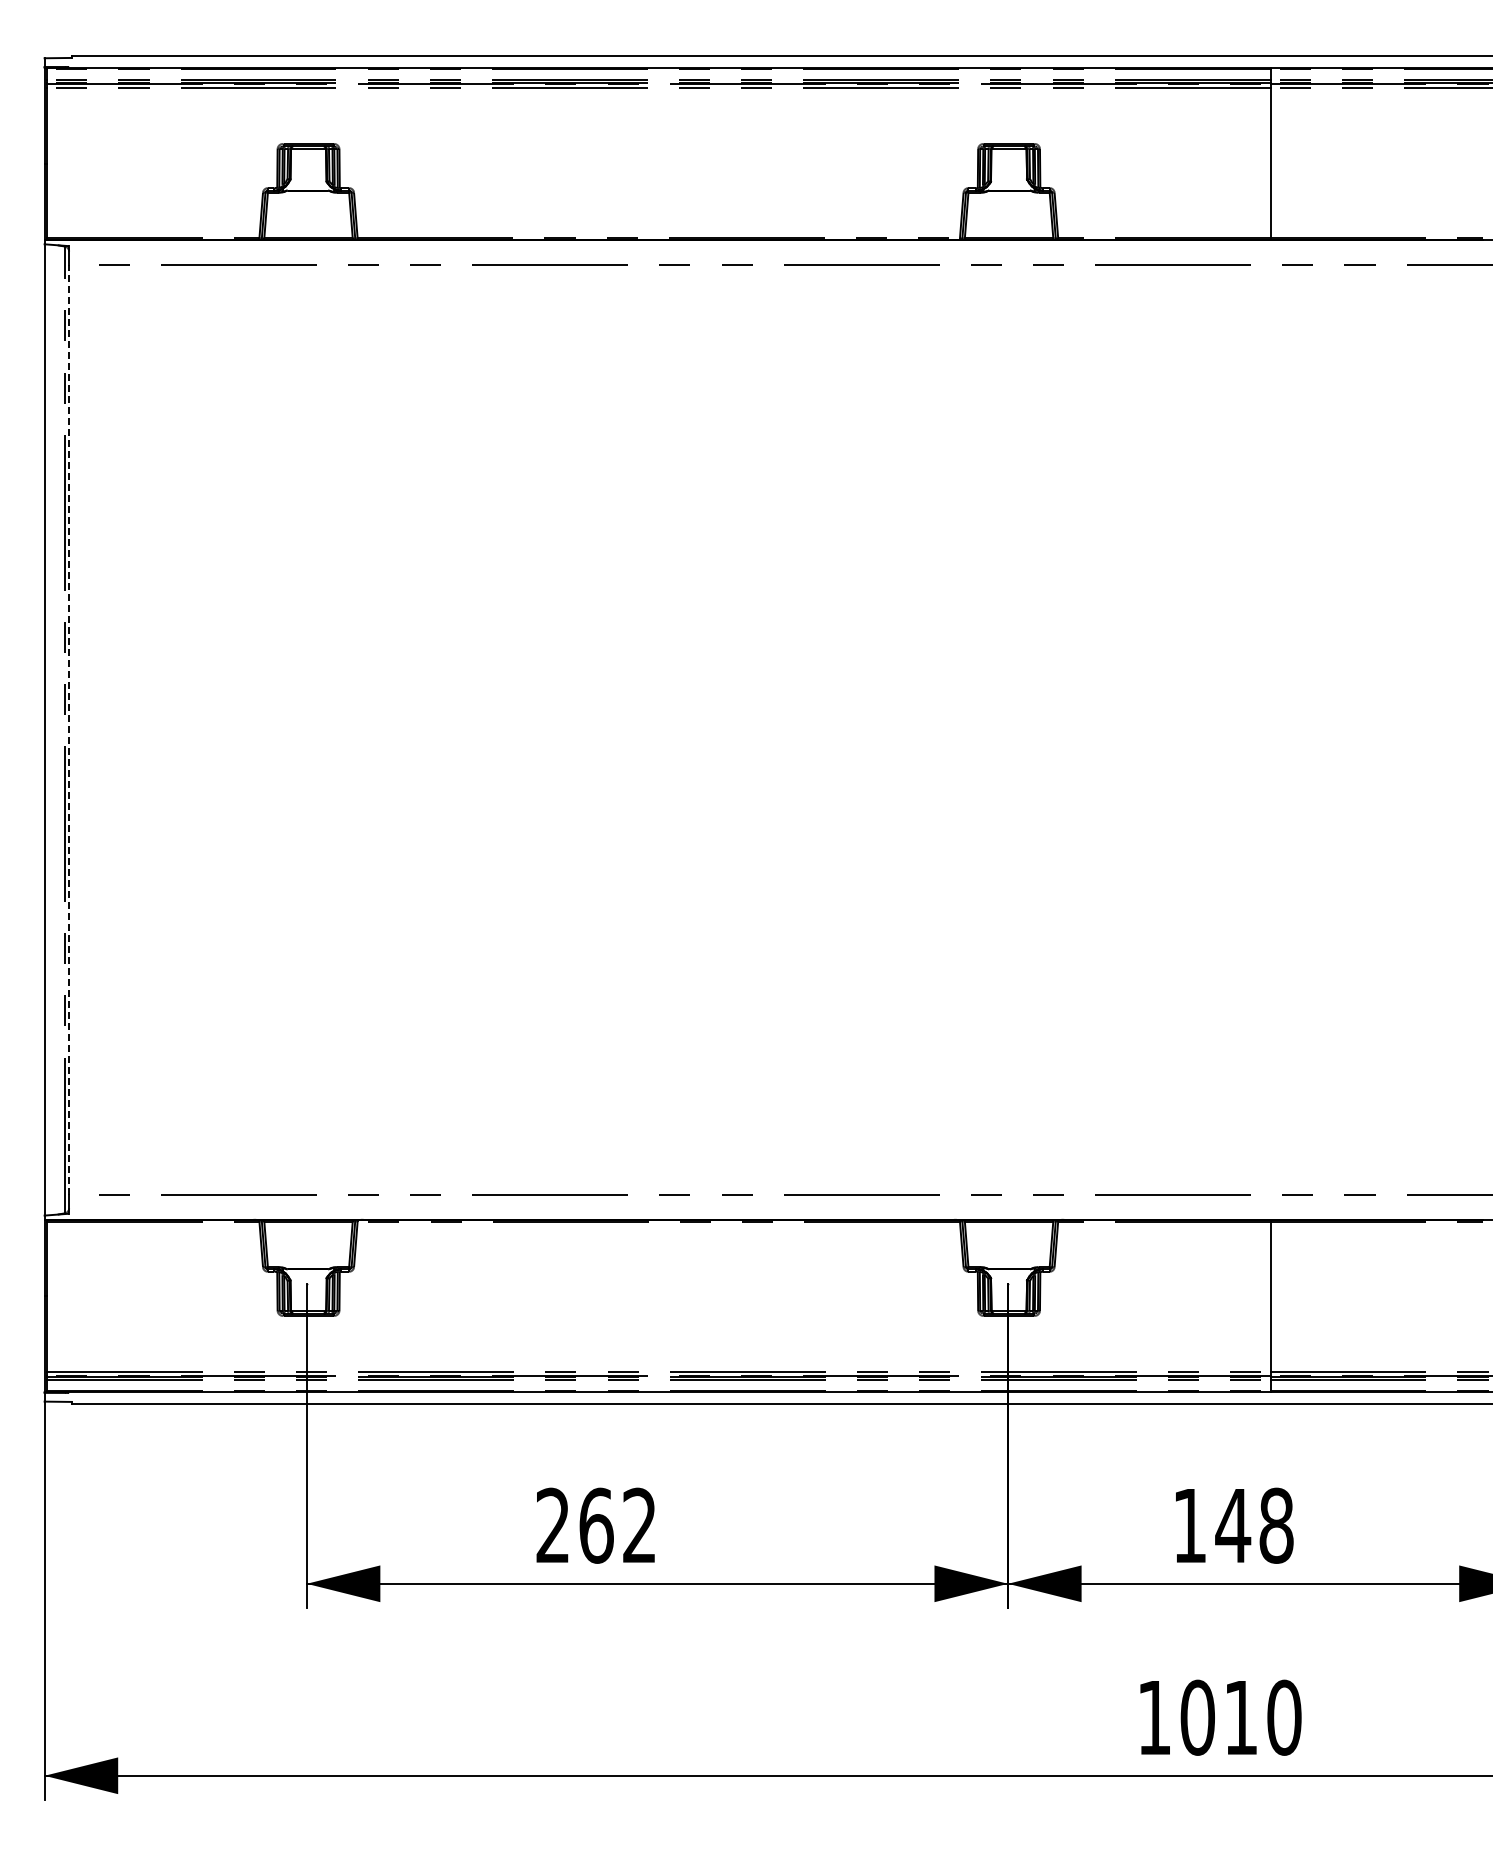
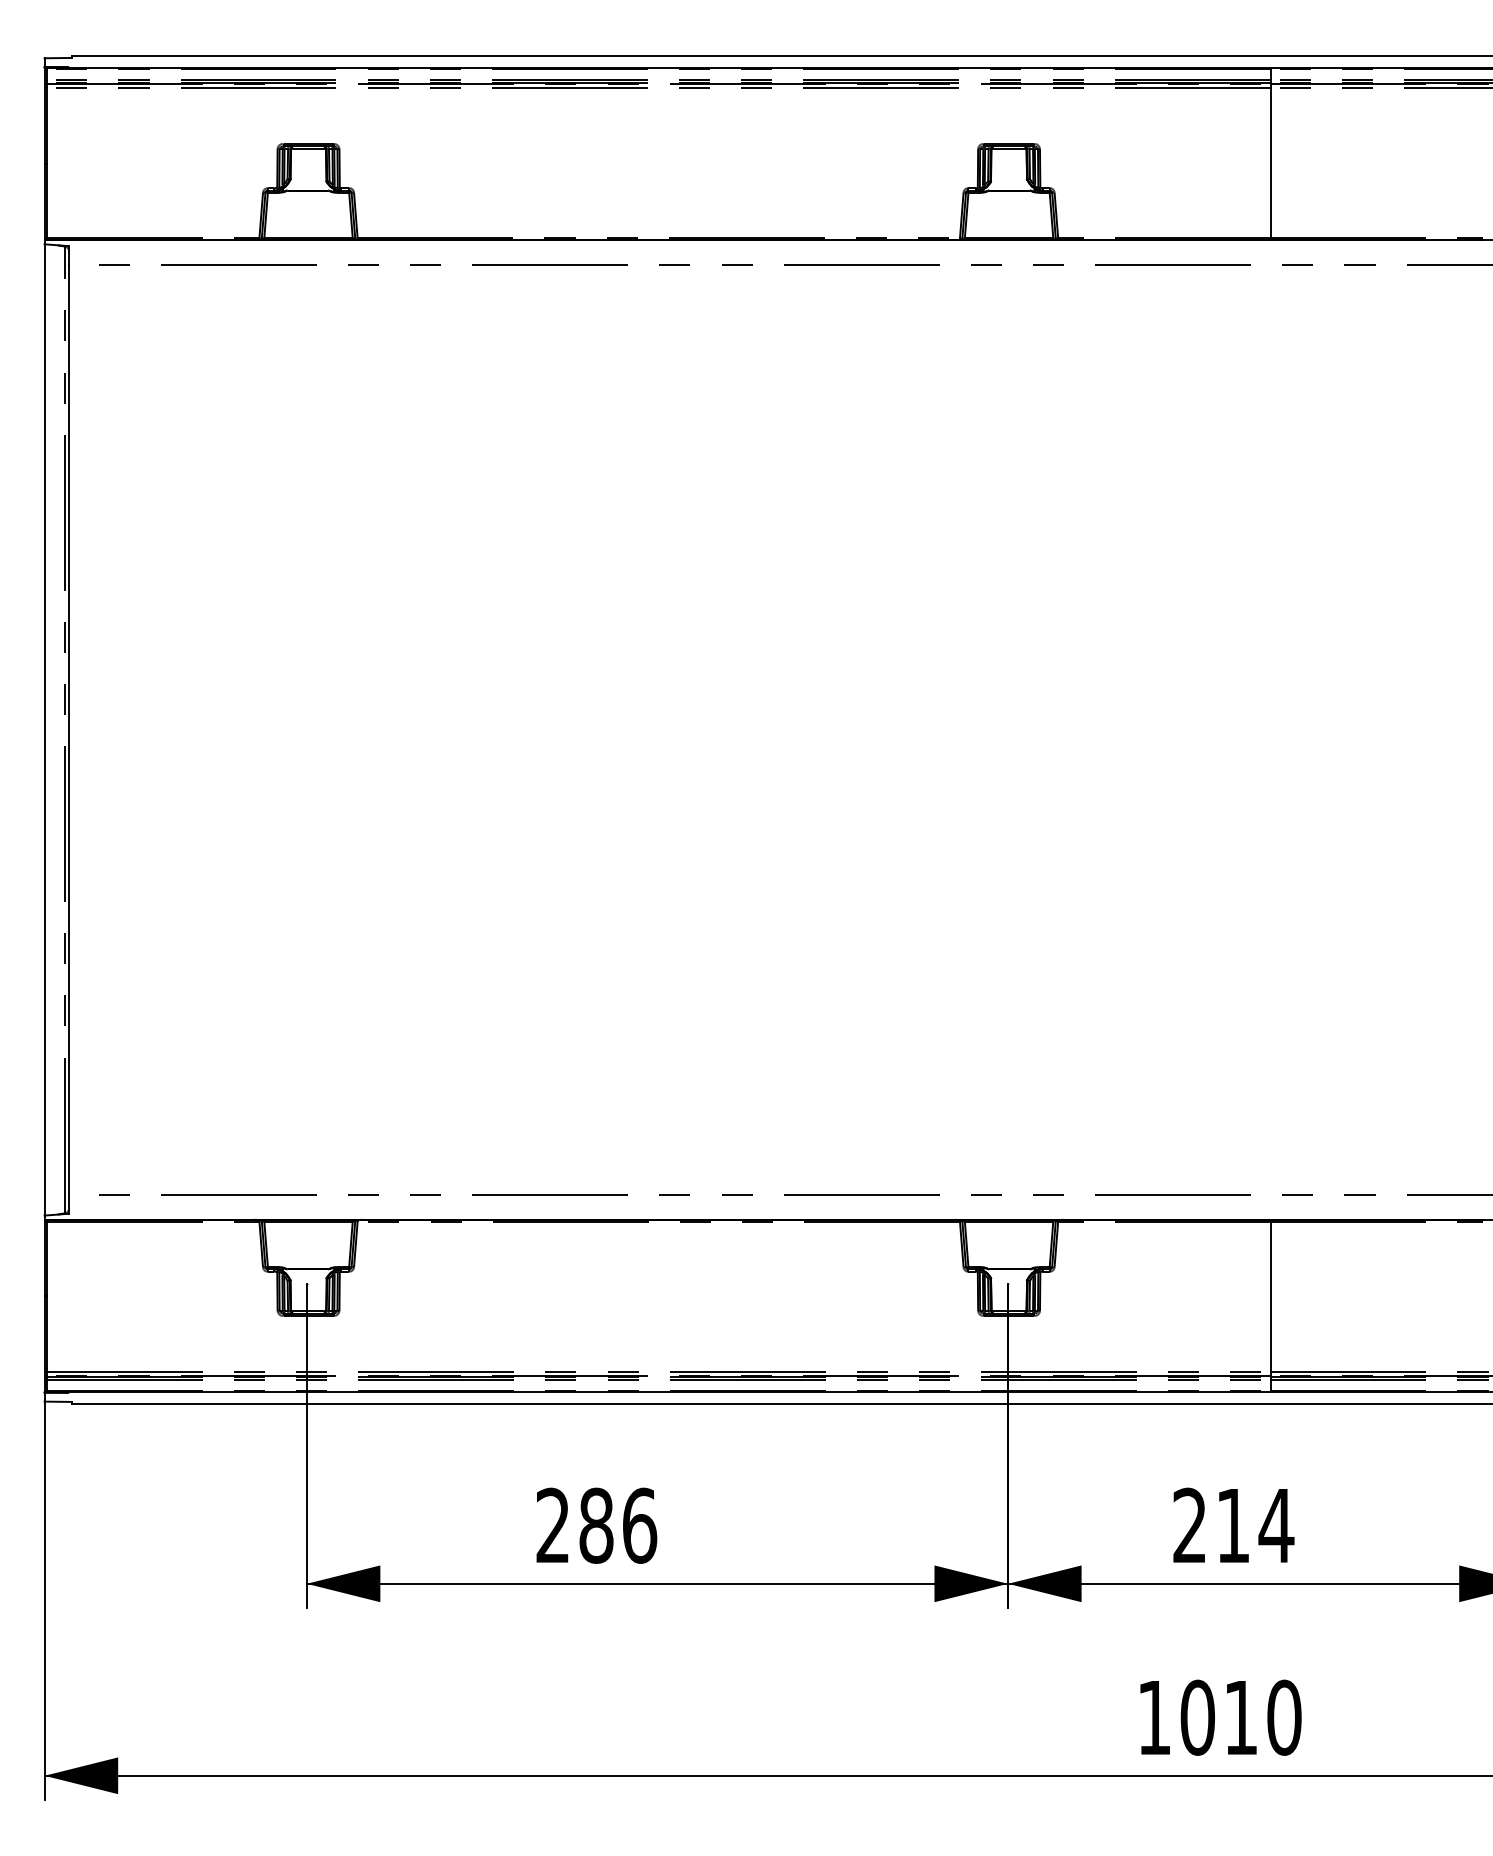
line: dashed -> solid (69, 729)
text: 262 -> 286 (618, 1525)
text: 148 -> 214 (1233, 1525)
